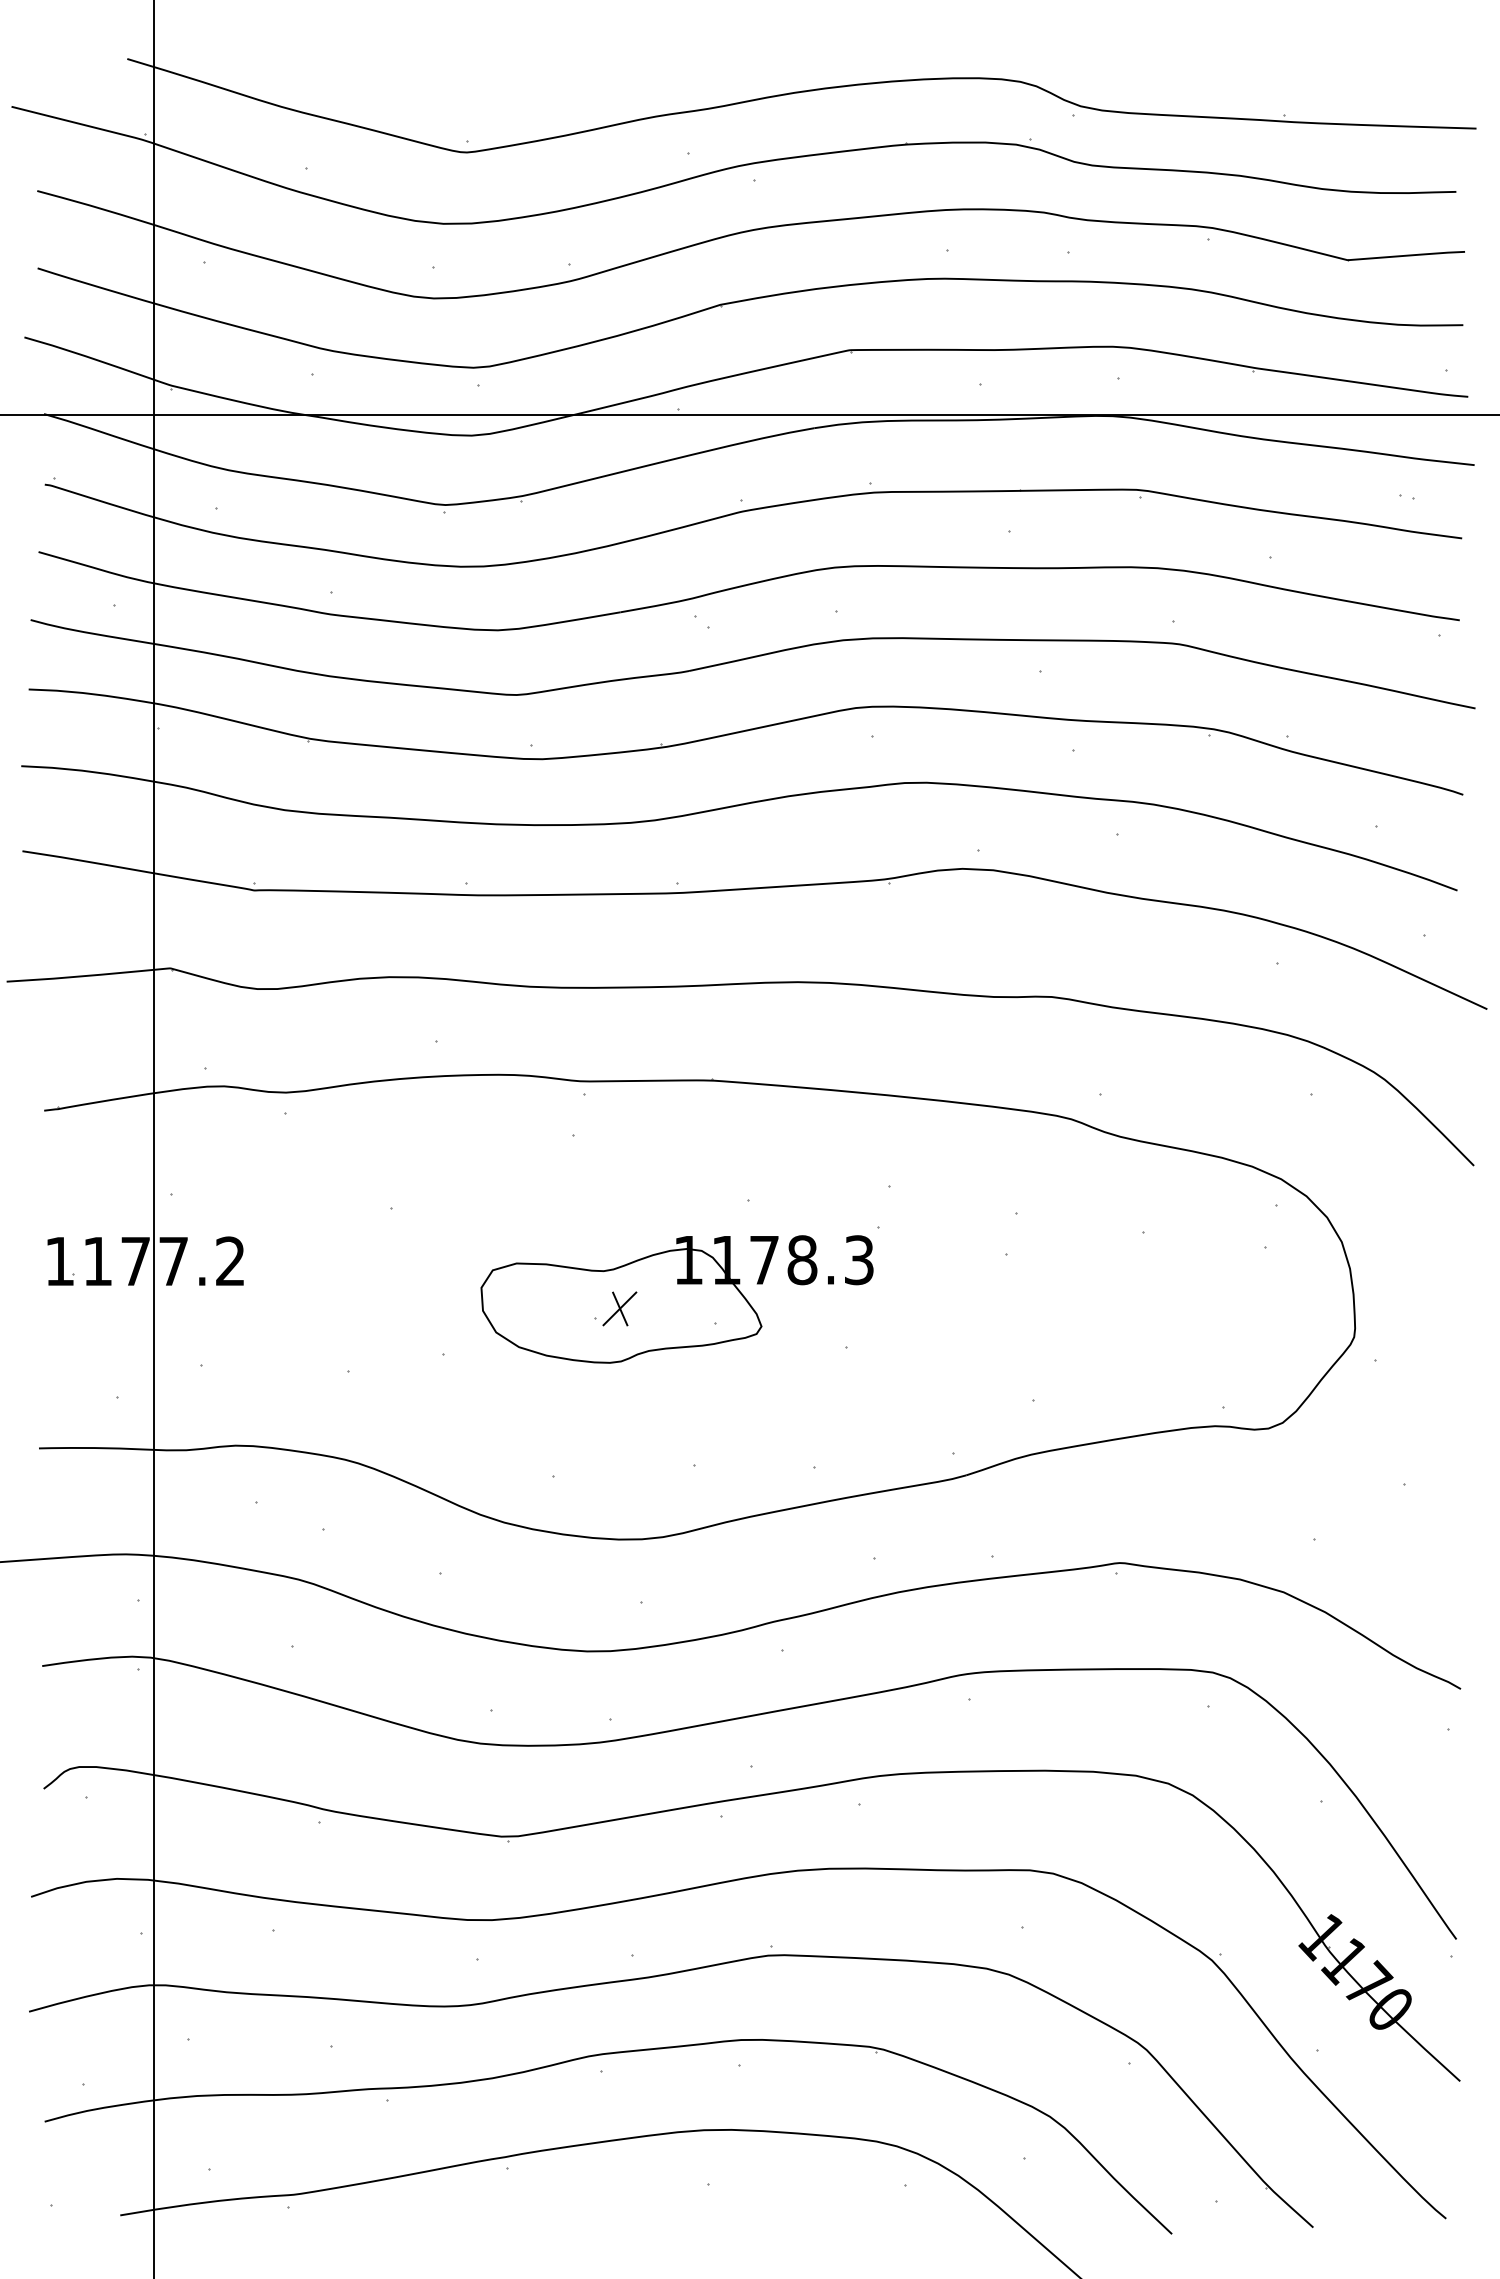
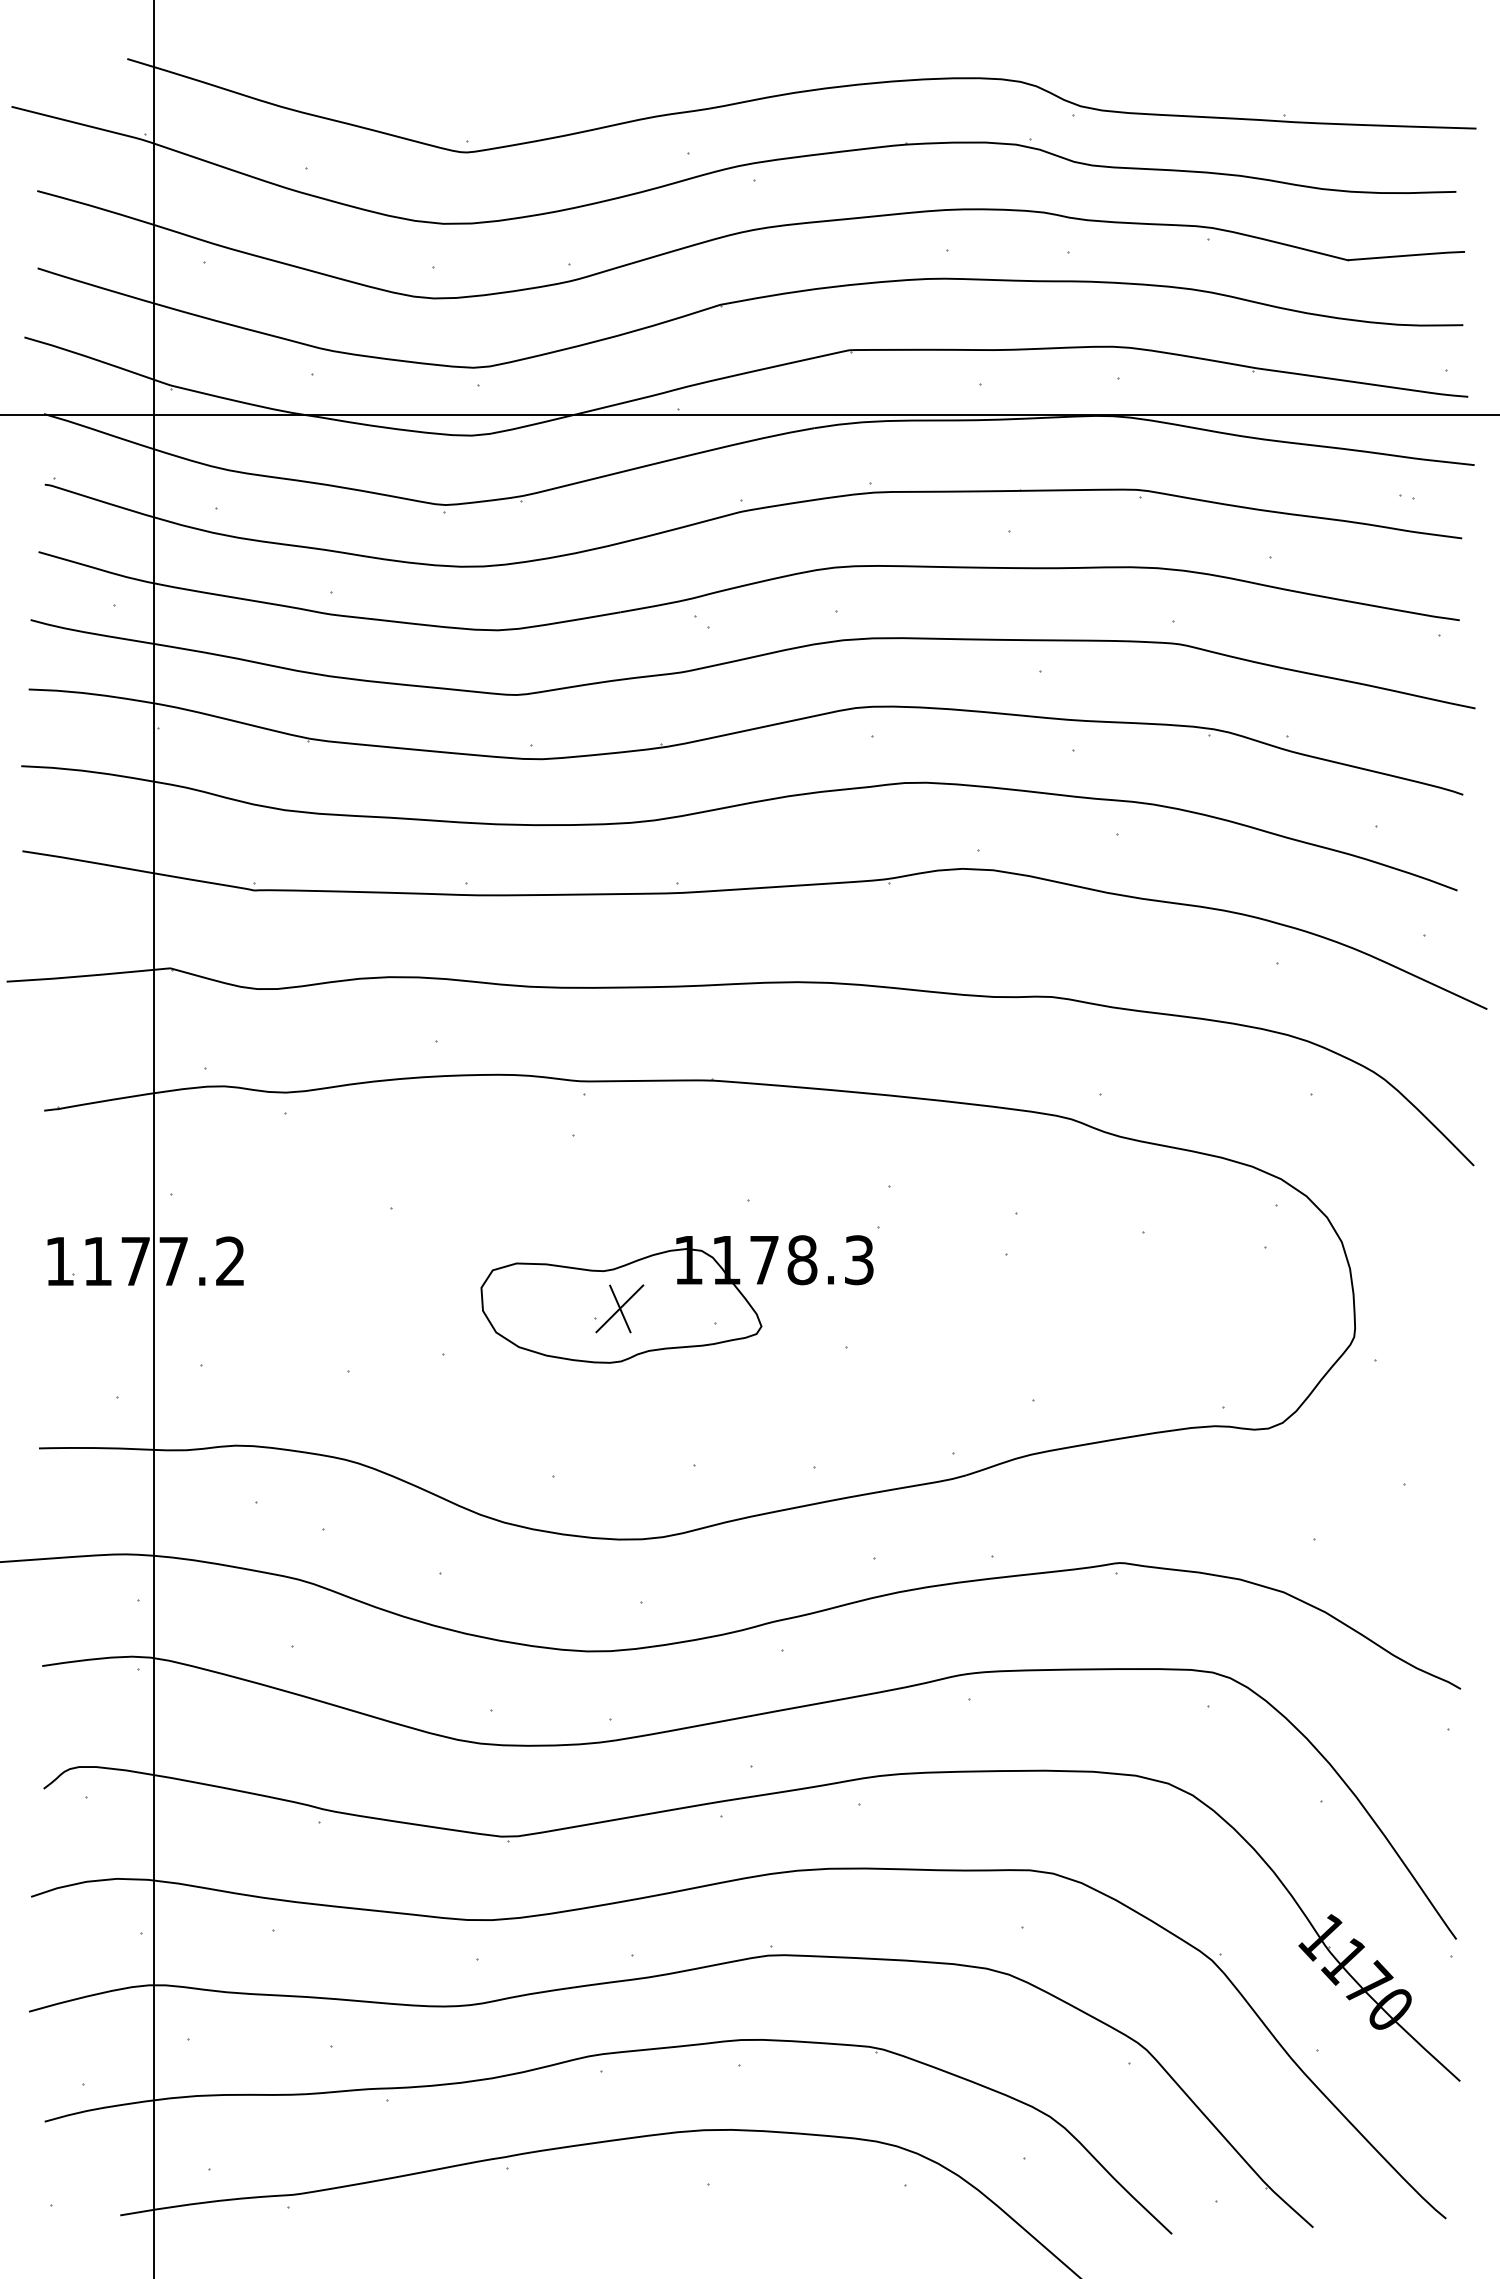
part size: 36x36 px -> 50x50 px (619, 1308)
